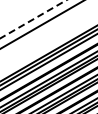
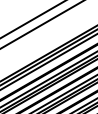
line: dashed -> solid (33, 19)
